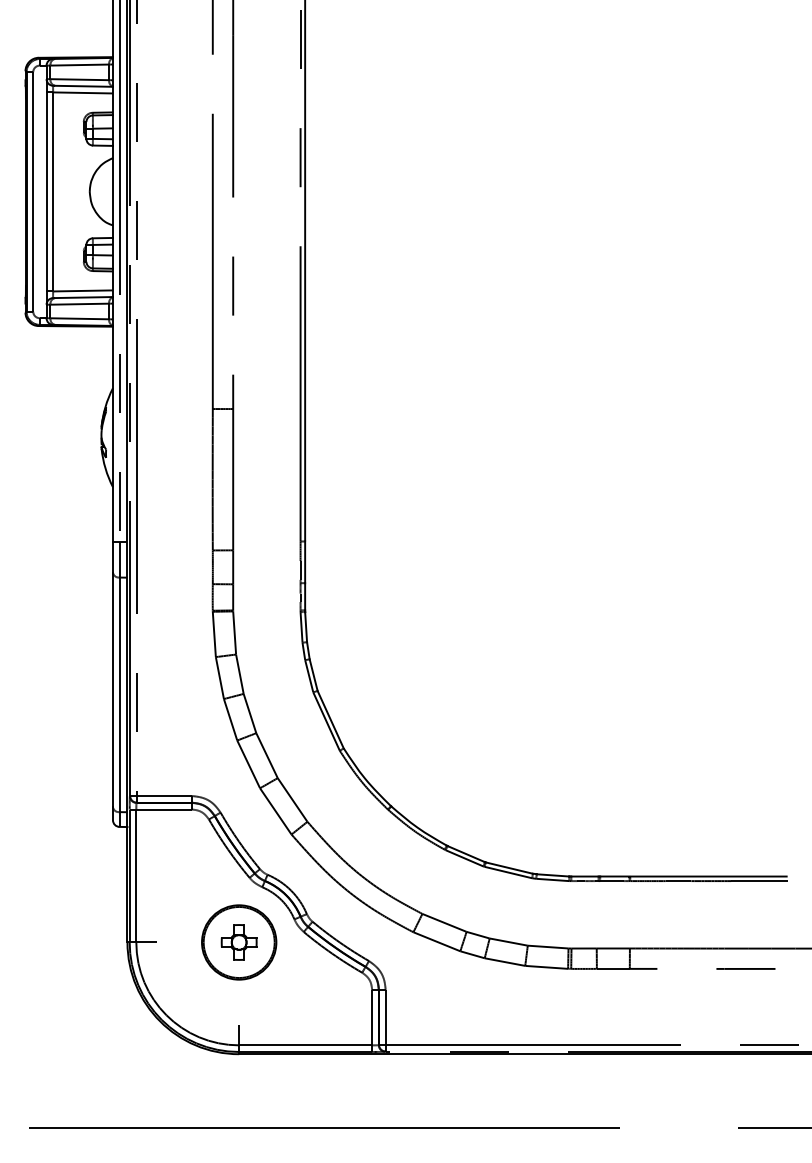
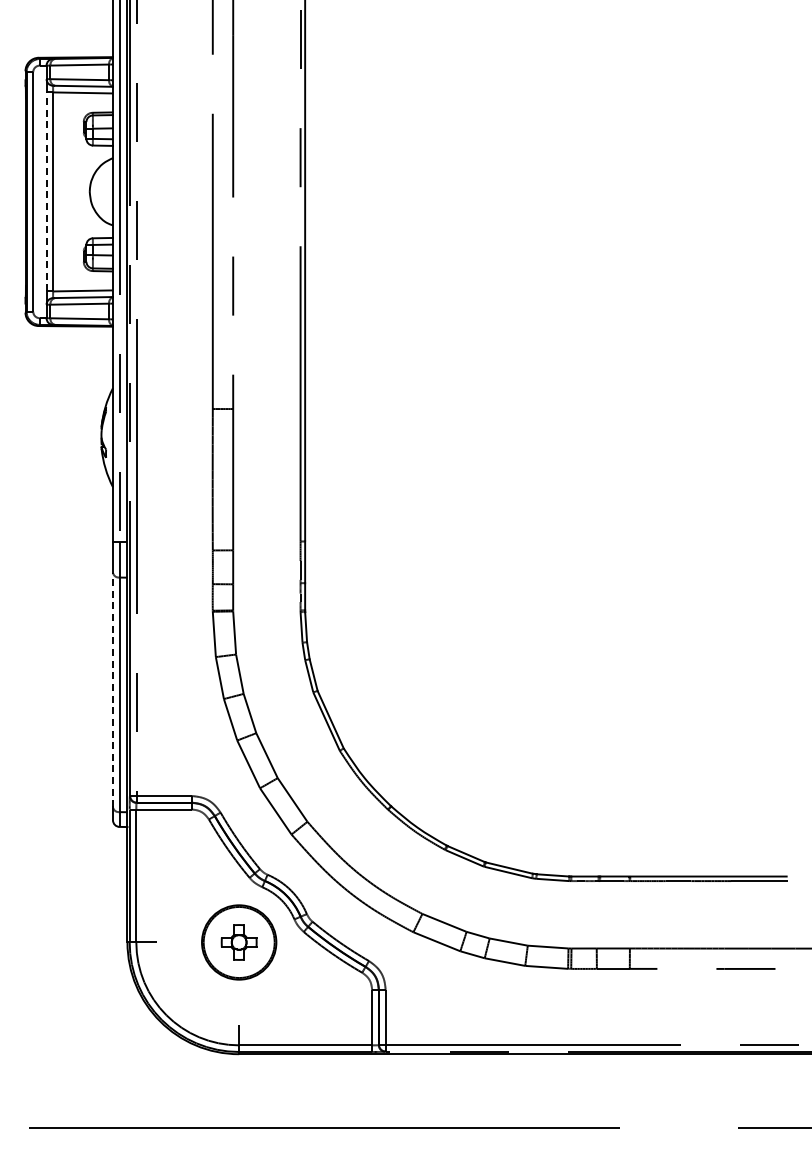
line: solid -> dashed (46, 191)
line: solid -> dashed (113, 689)
